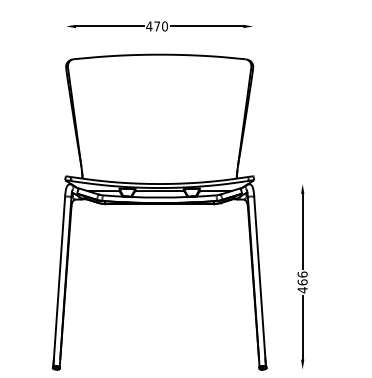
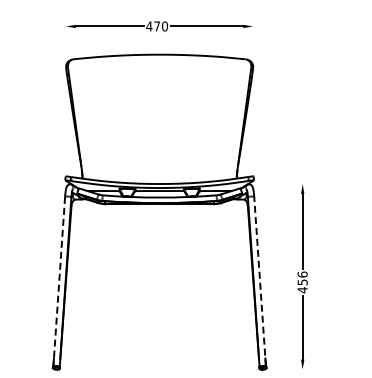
line: solid -> dashed (260, 281)
line: solid -> dashed (59, 282)
text: 466 -> 456 (302, 282)
